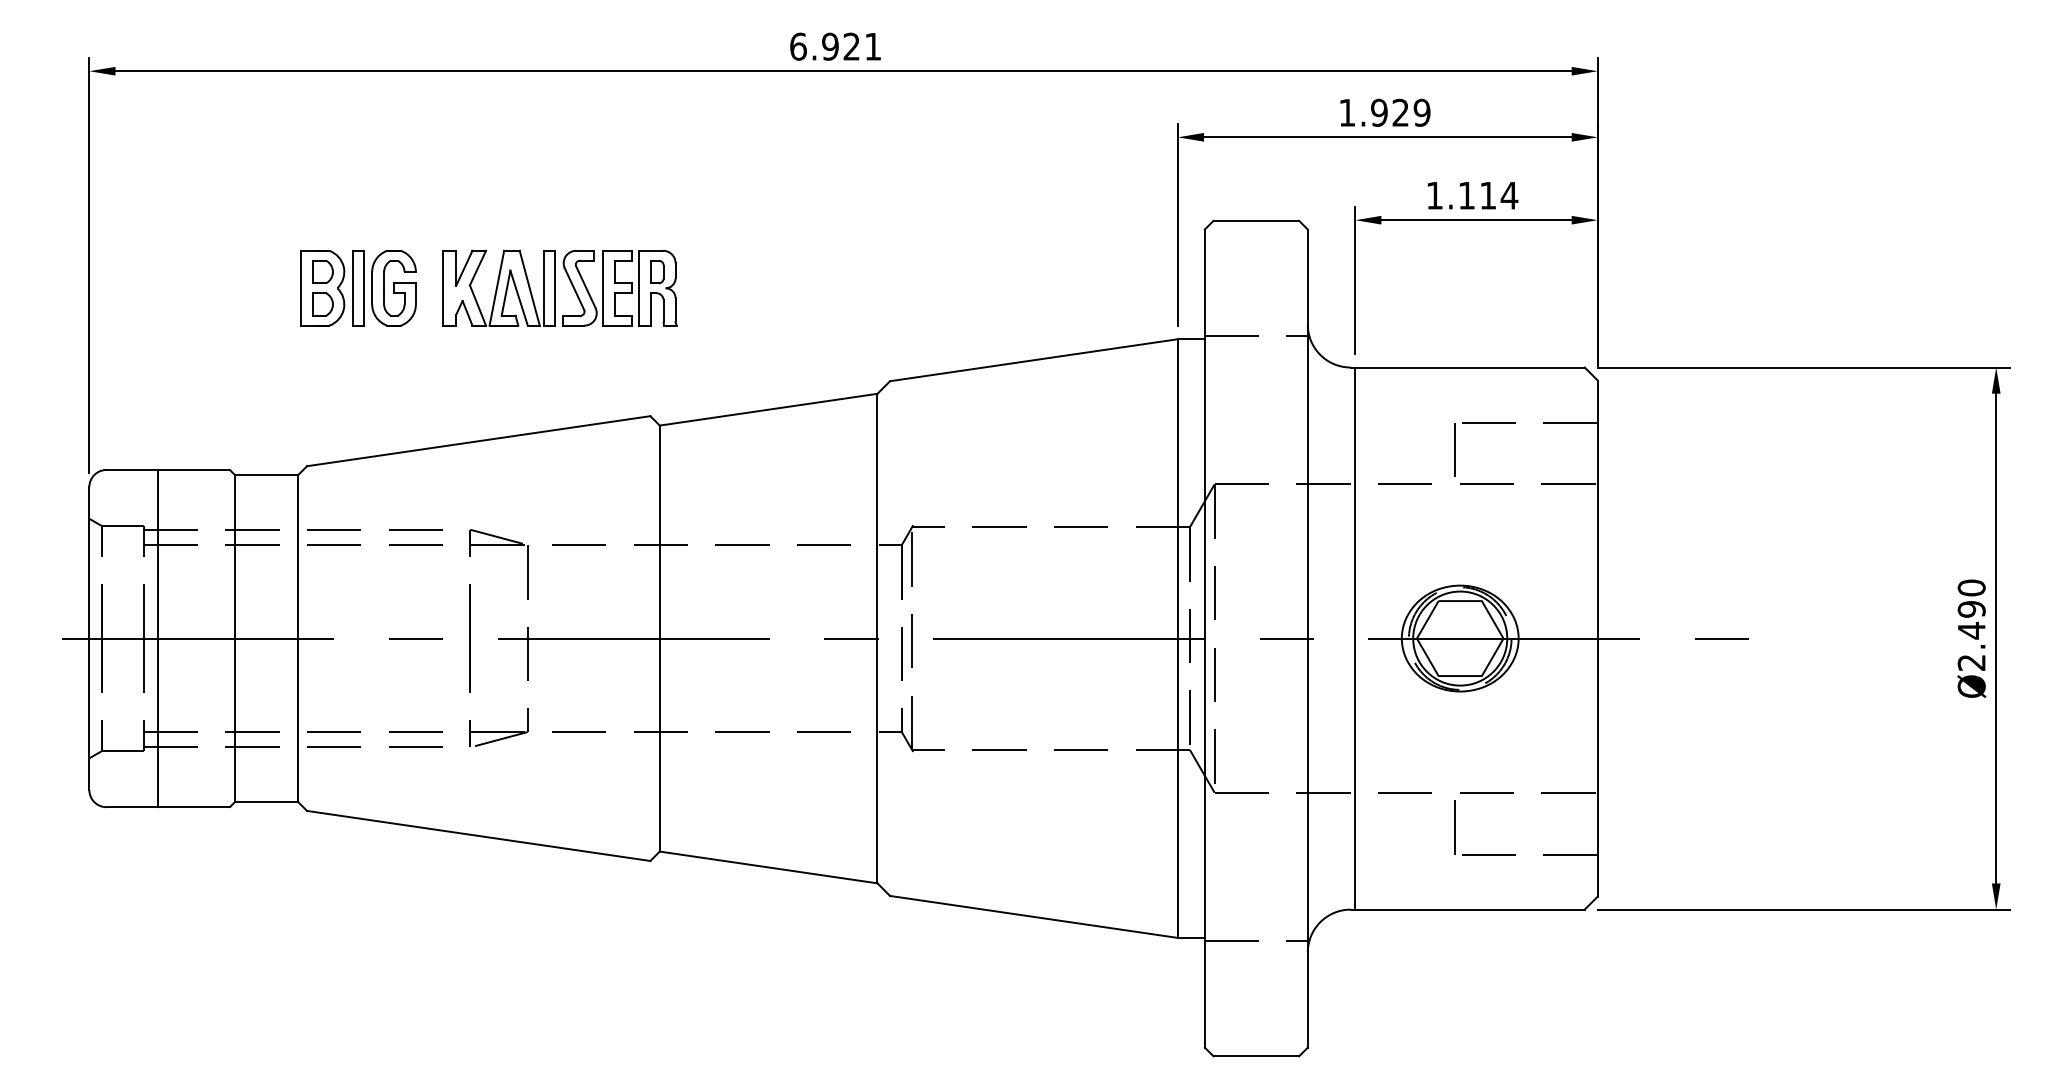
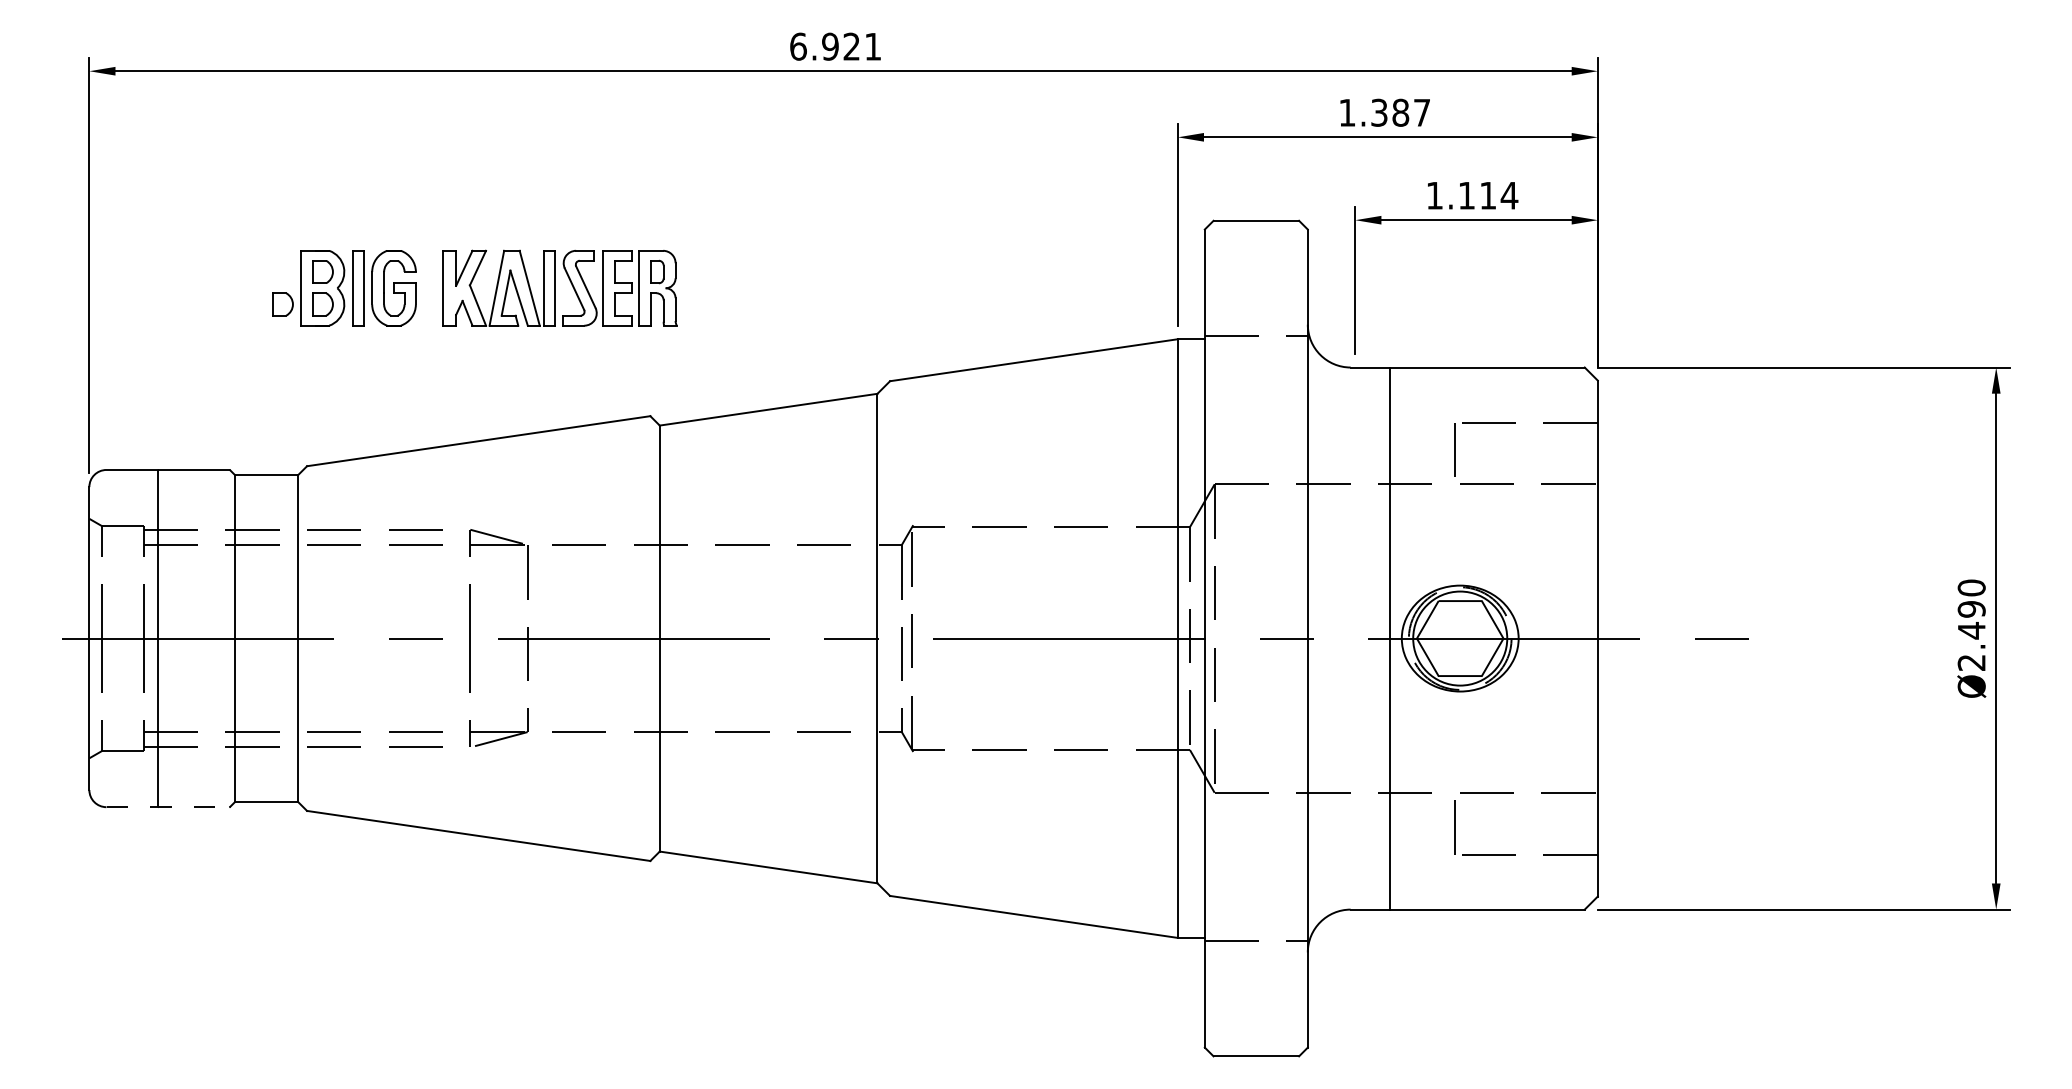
text: 1.929 -> 1.387 (1400, 112)
part: none -> present (282, 304)
line position: (1355, 638) -> (1390, 638) (1390, 638)
line: solid -> dashed (168, 807)
